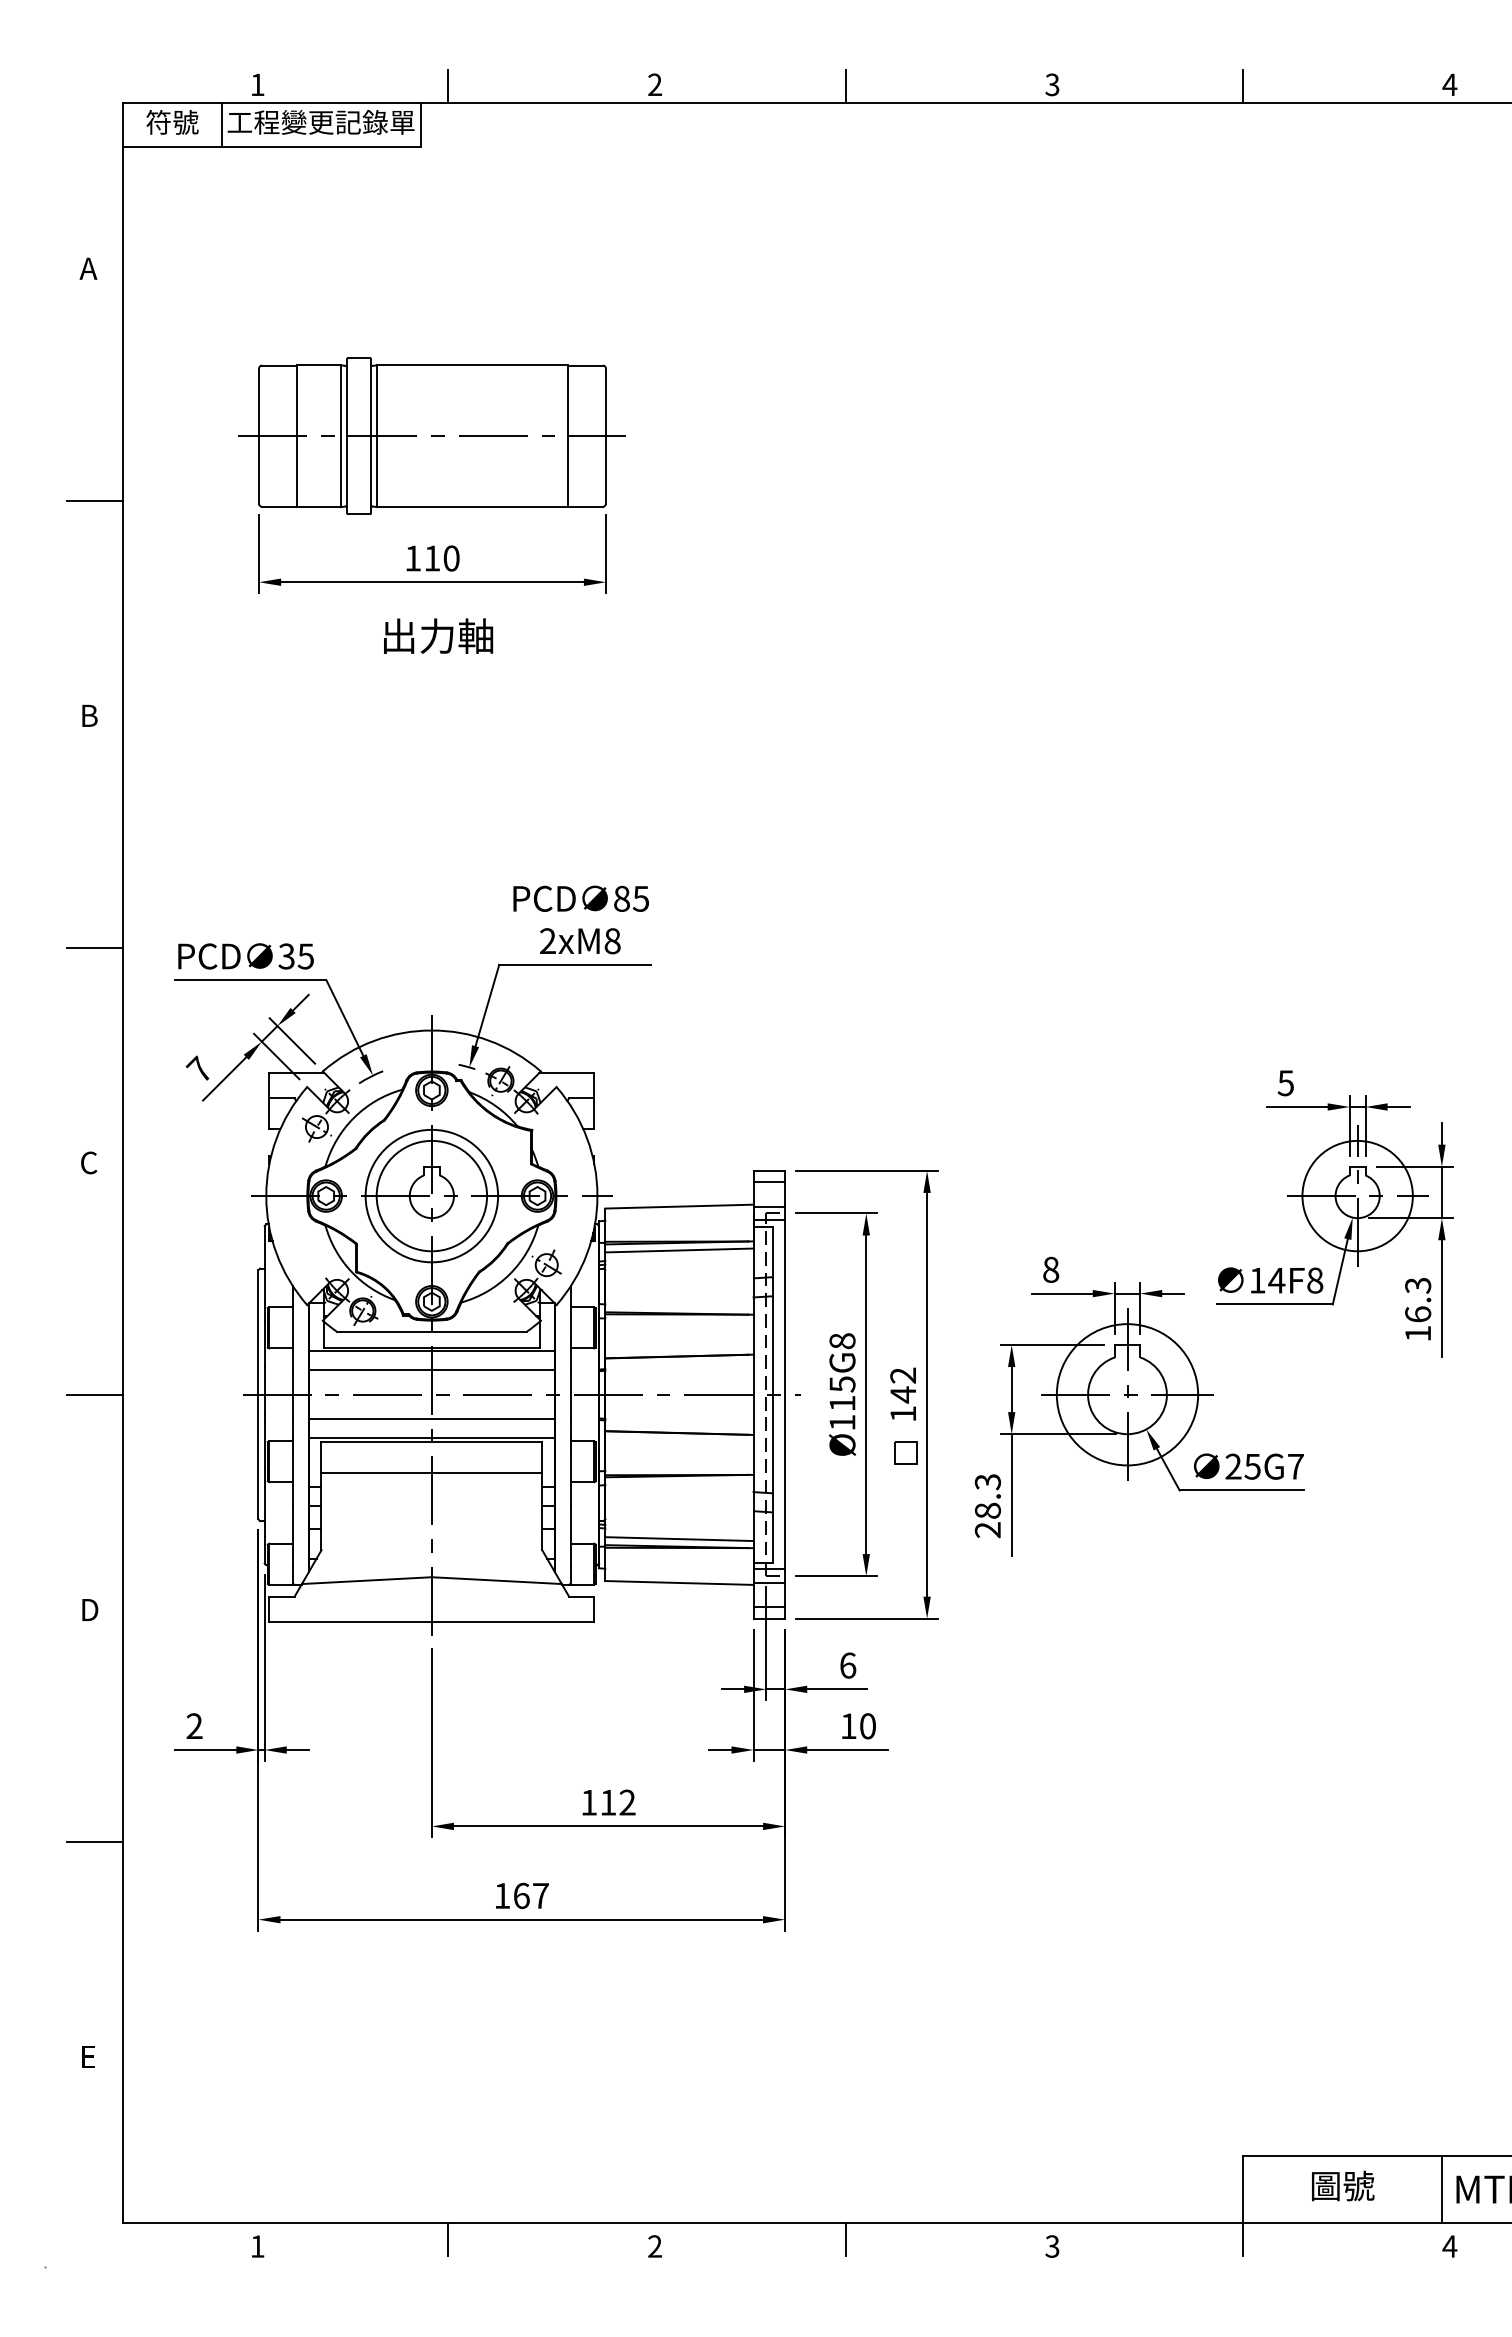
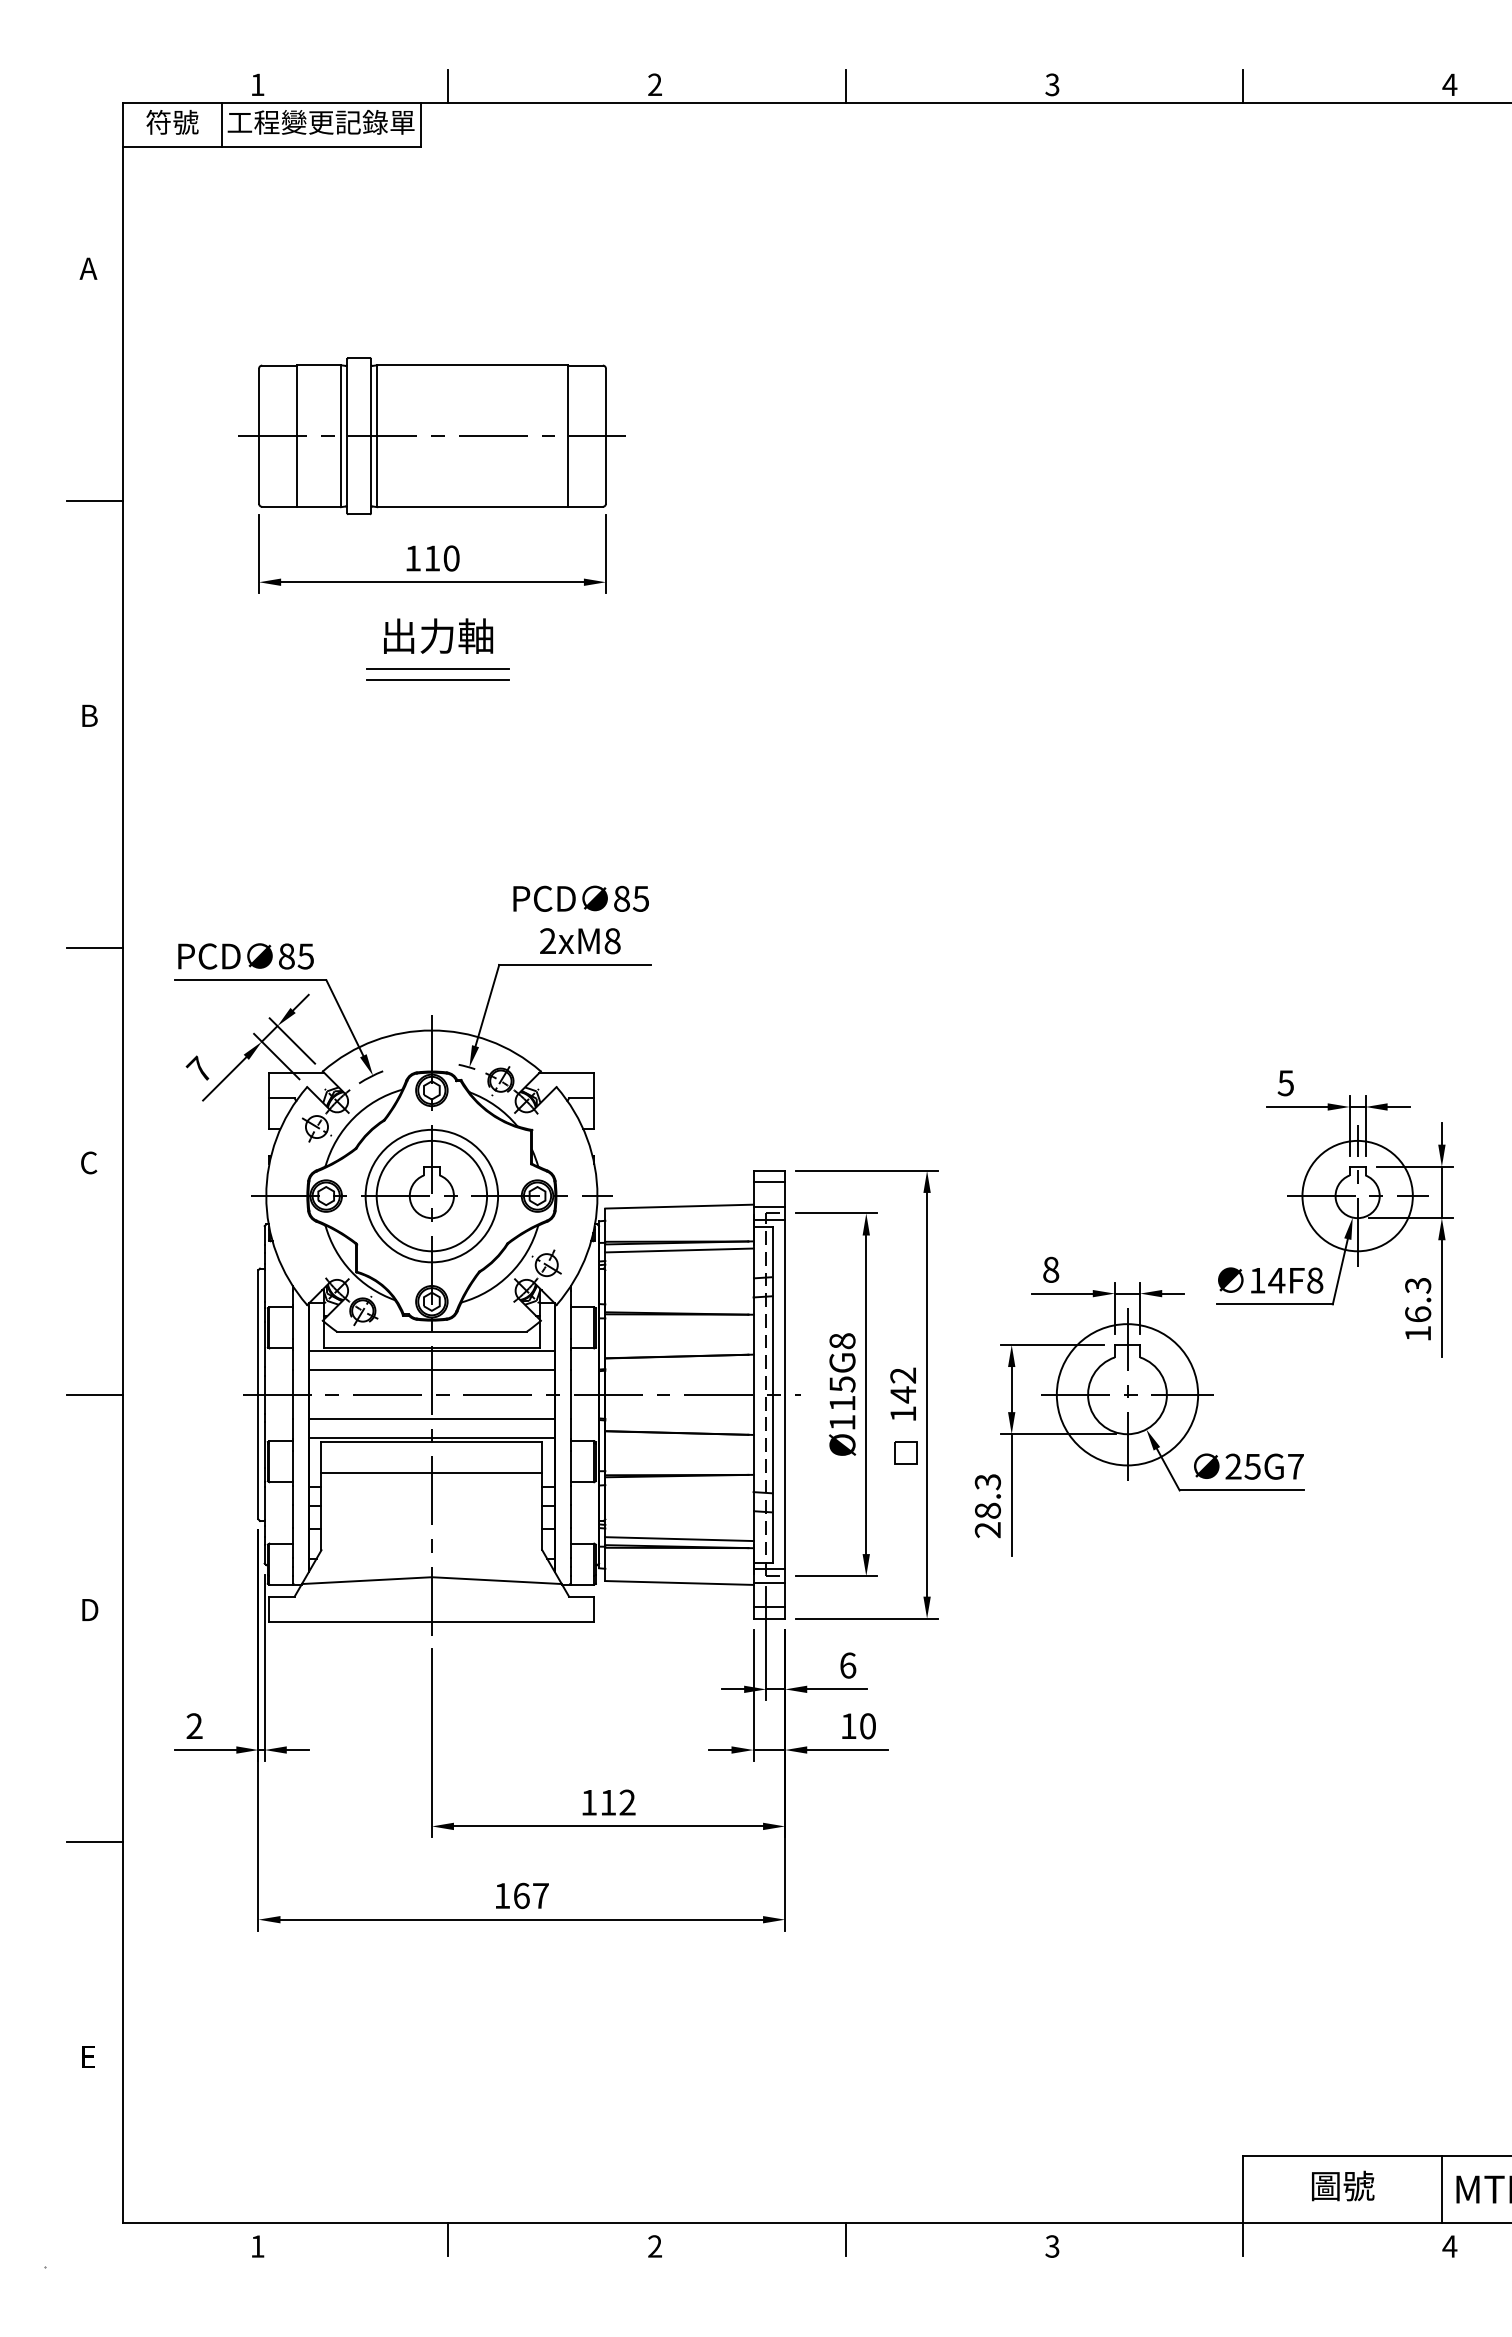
line: none -> present (437, 668)
line: none -> present (437, 679)
text: 35 -> 85 (286, 956)
